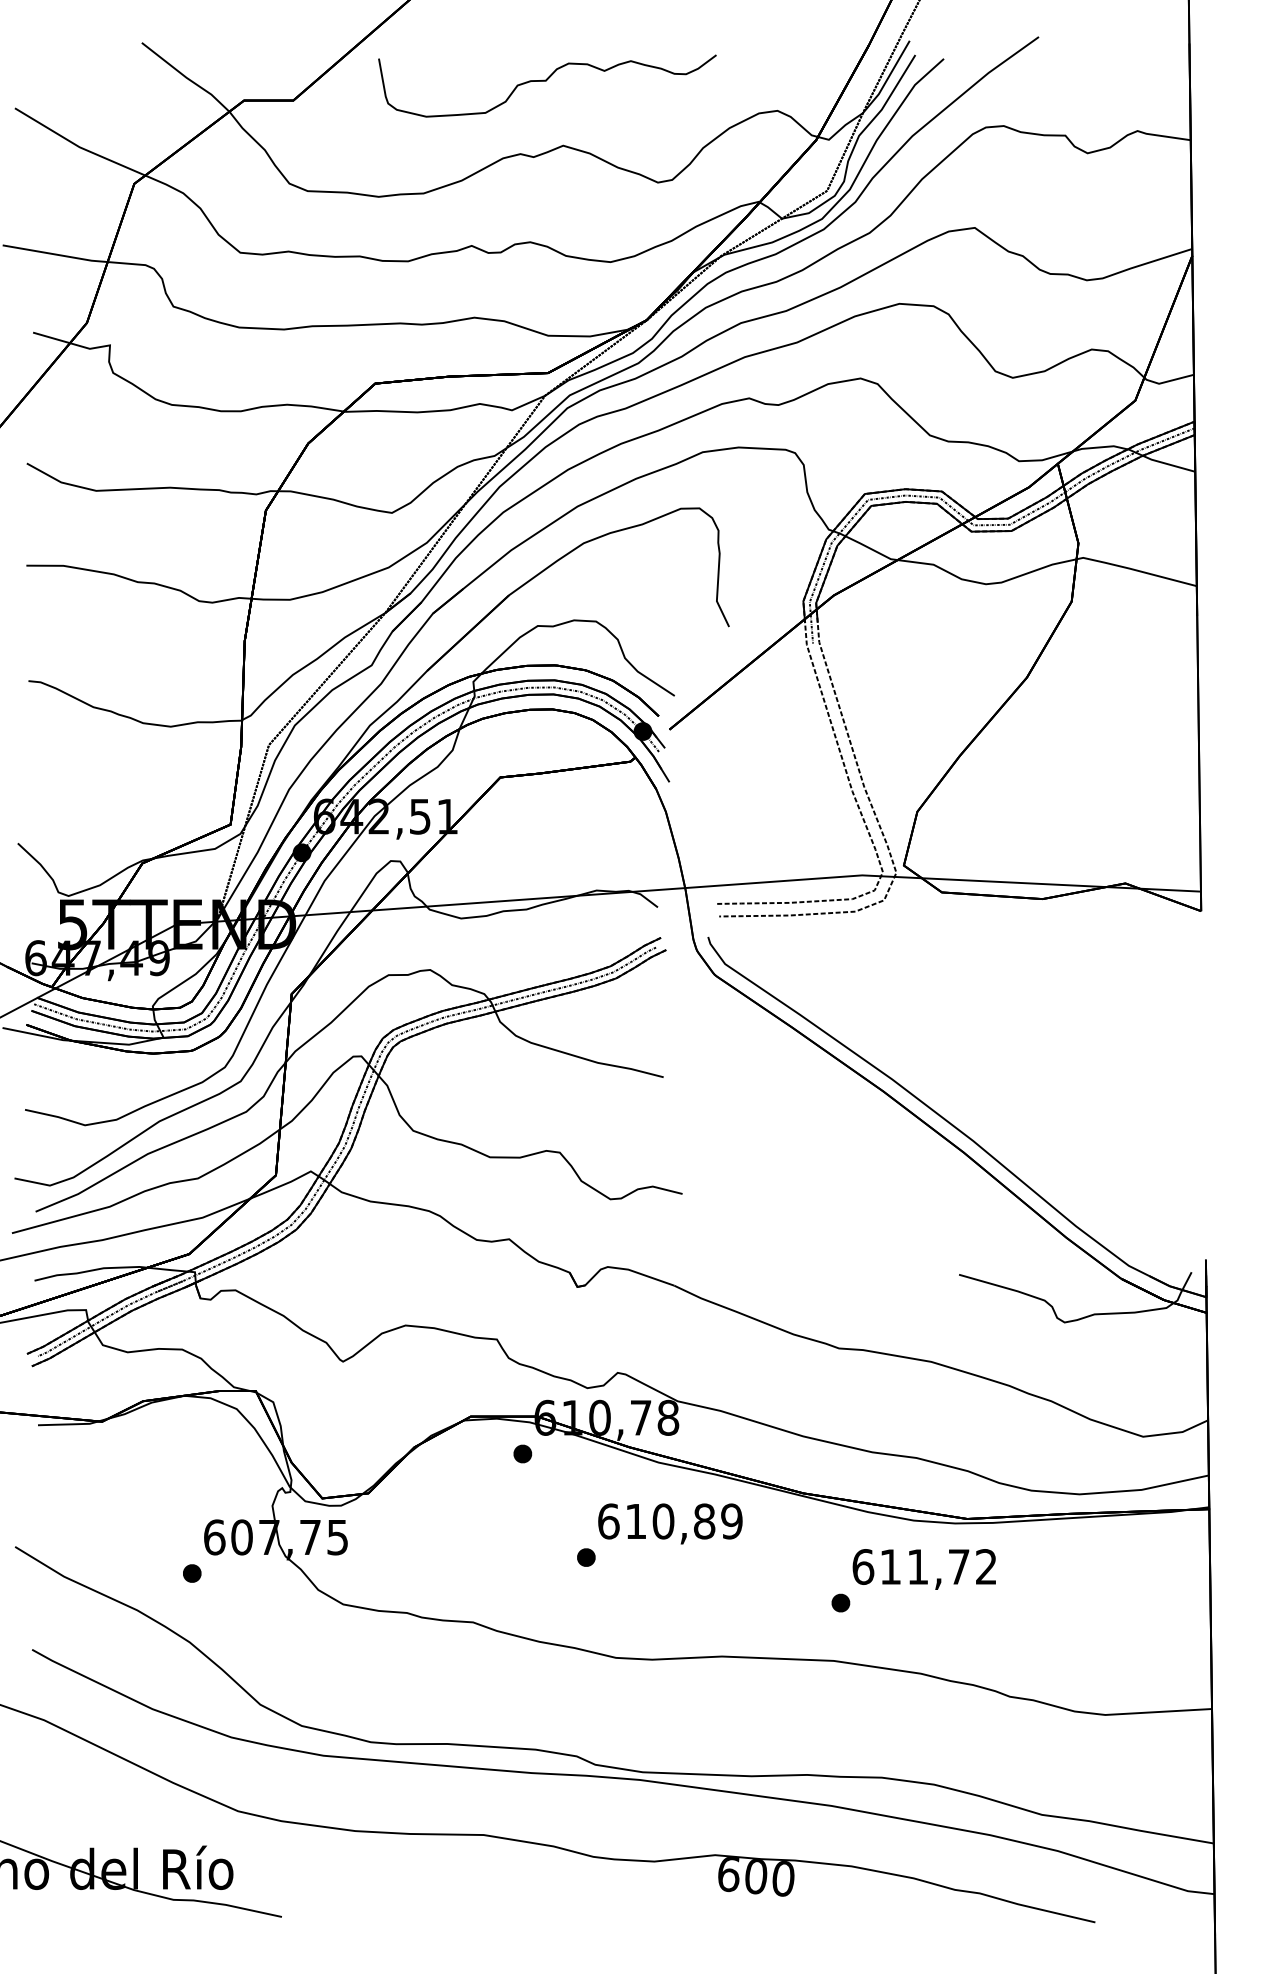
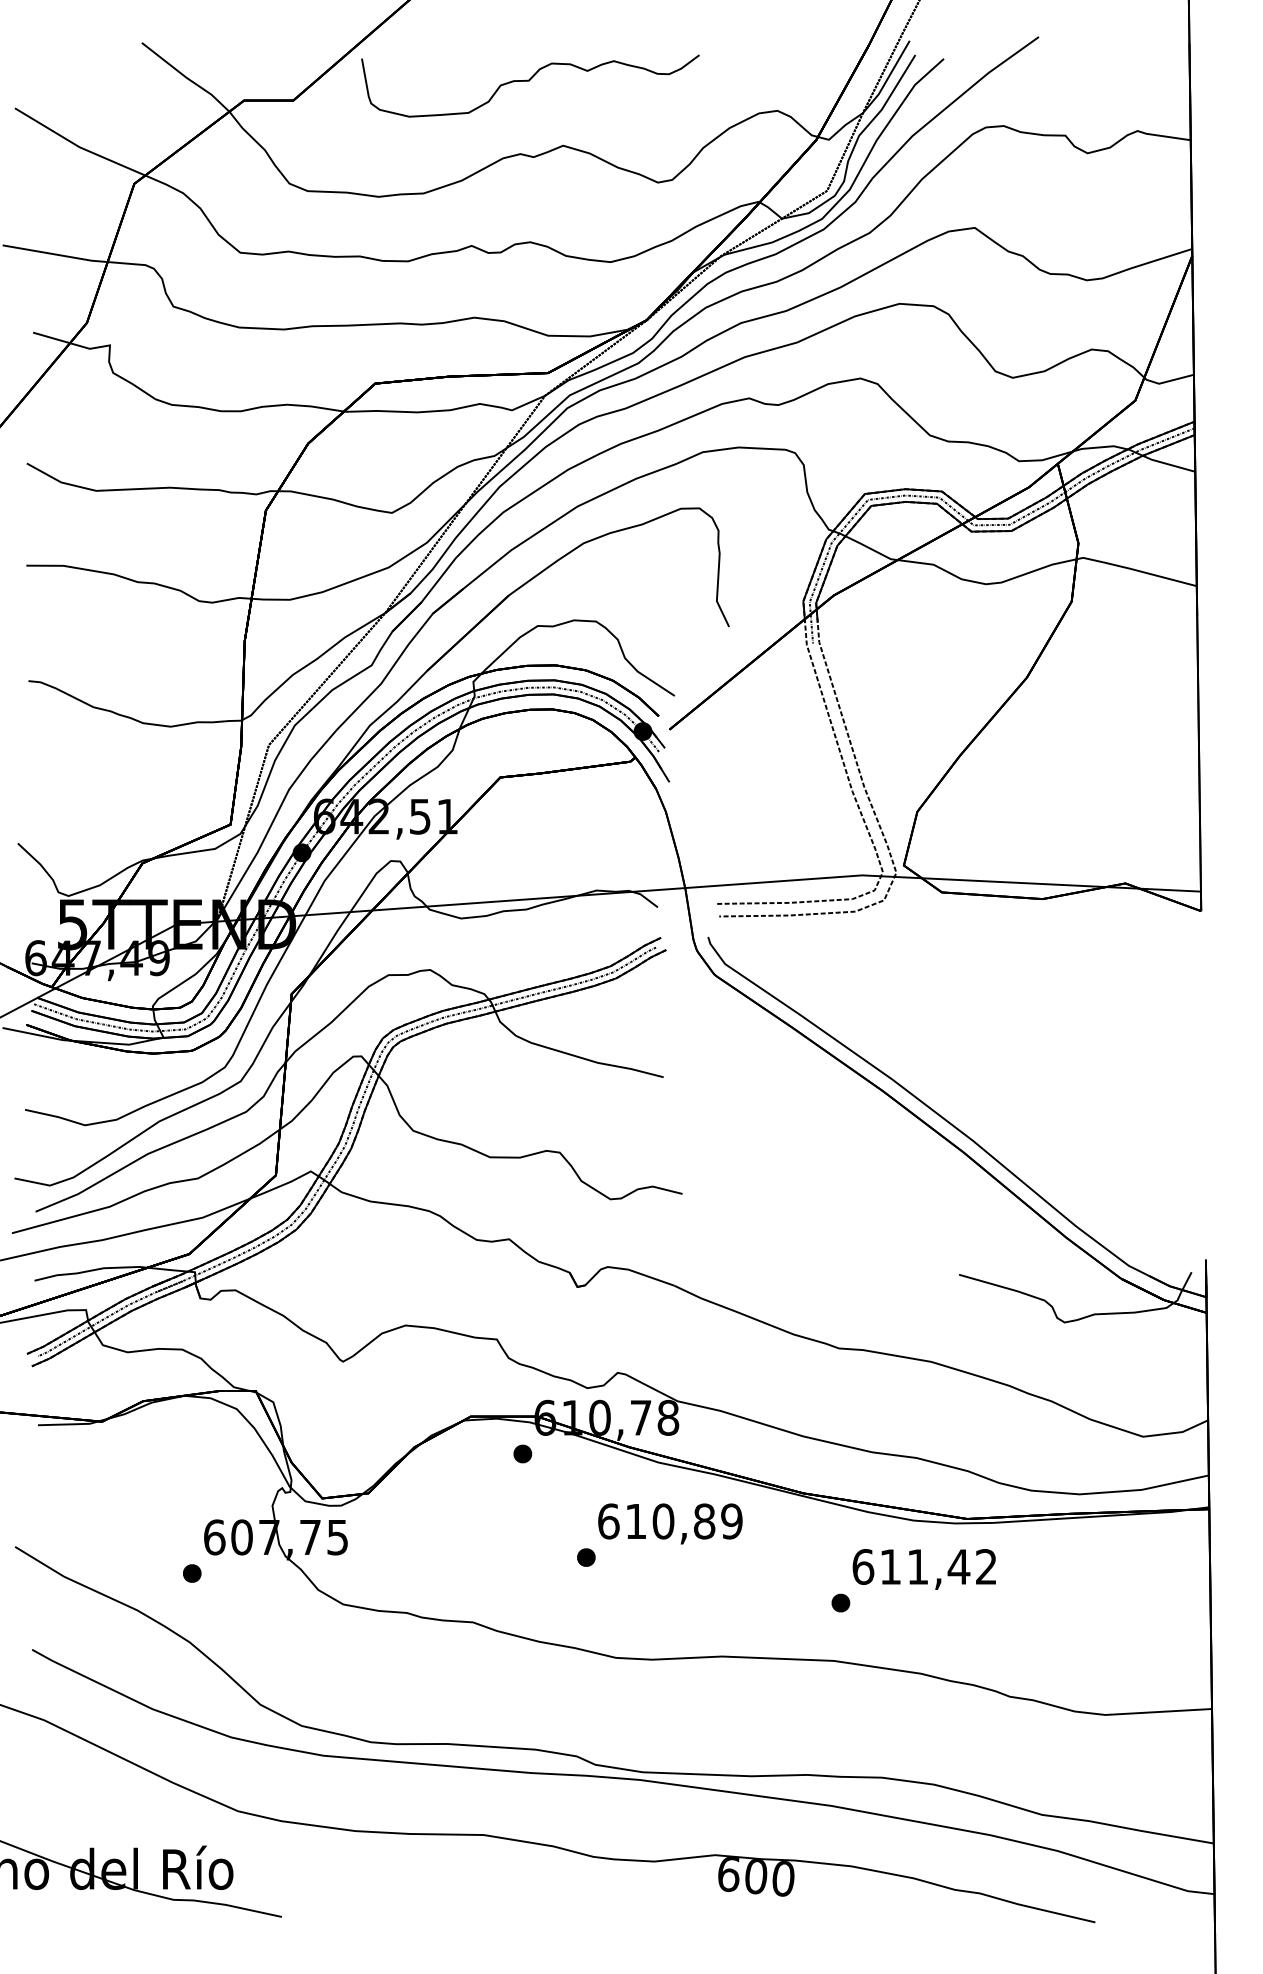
curve position: (546, 81) -> (529, 81) (529, 81)
text: 611,72 -> 611,42 (958, 1566)
